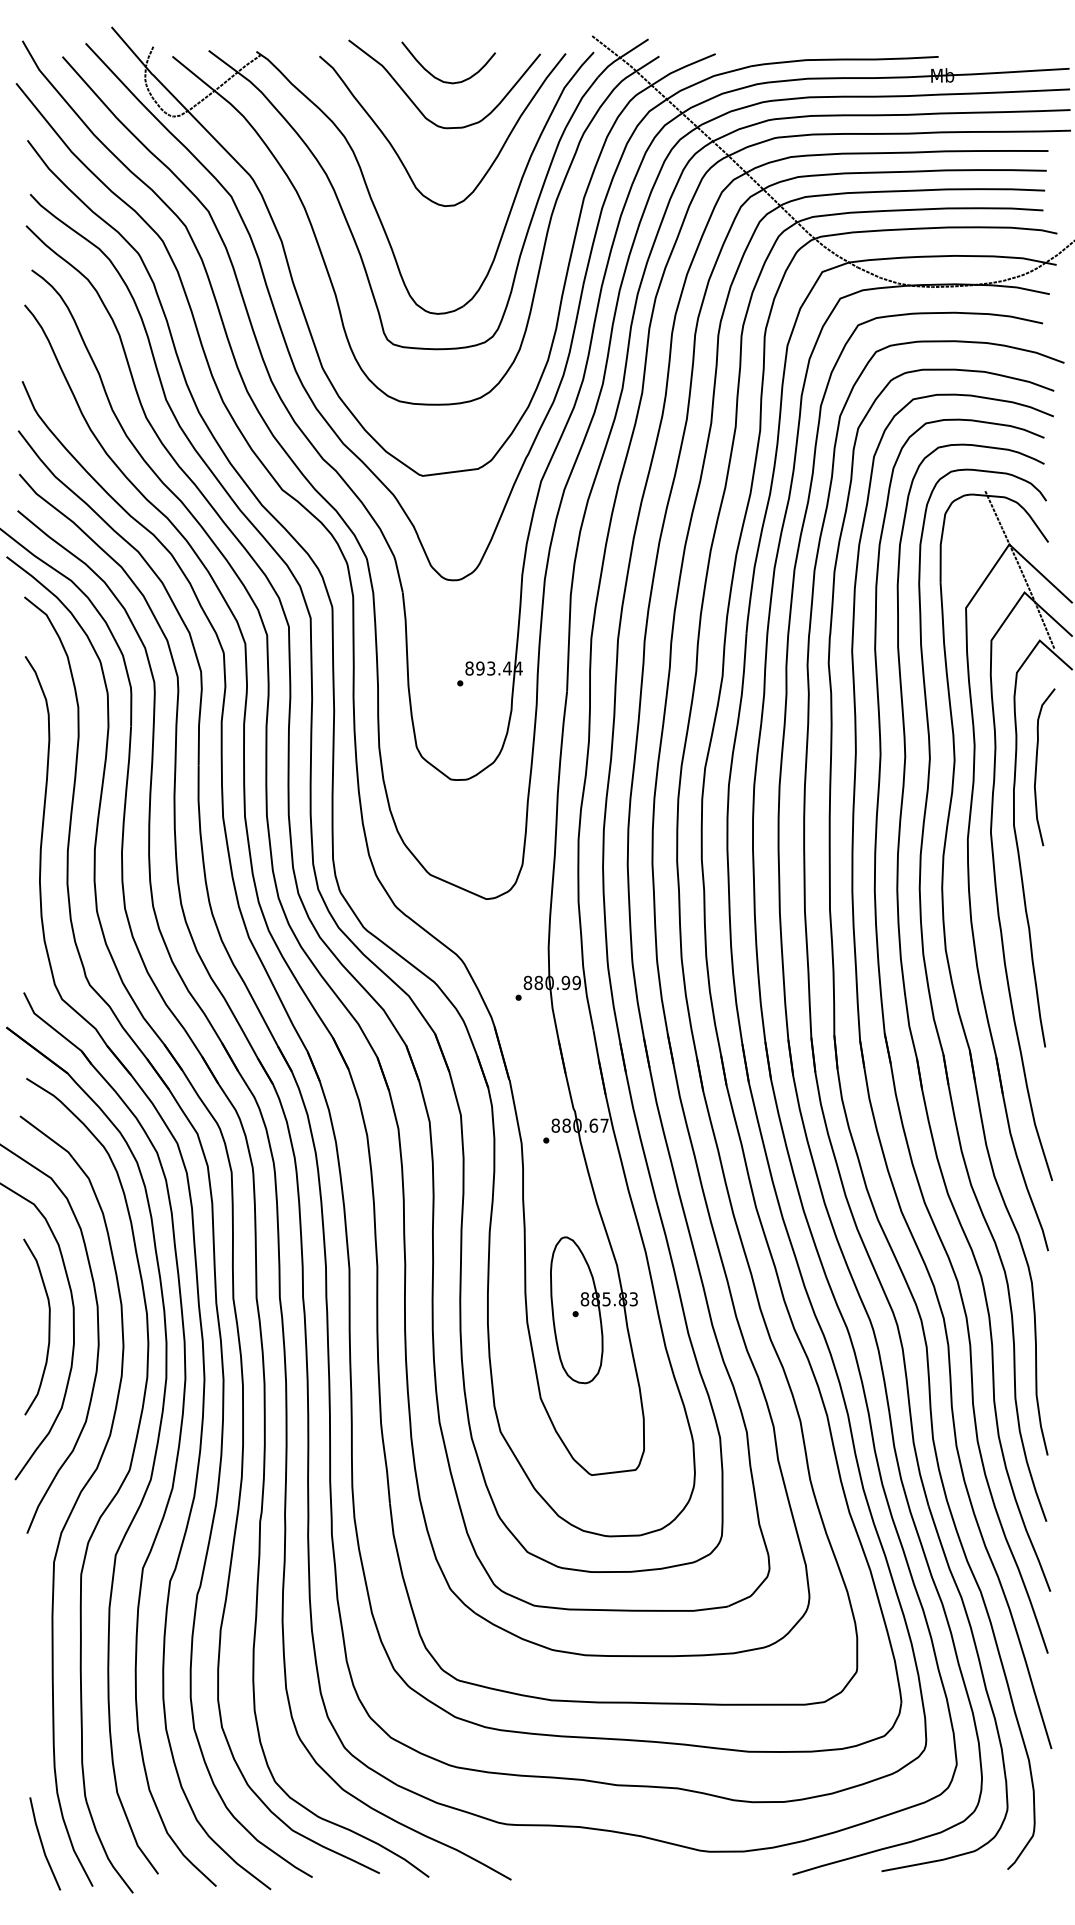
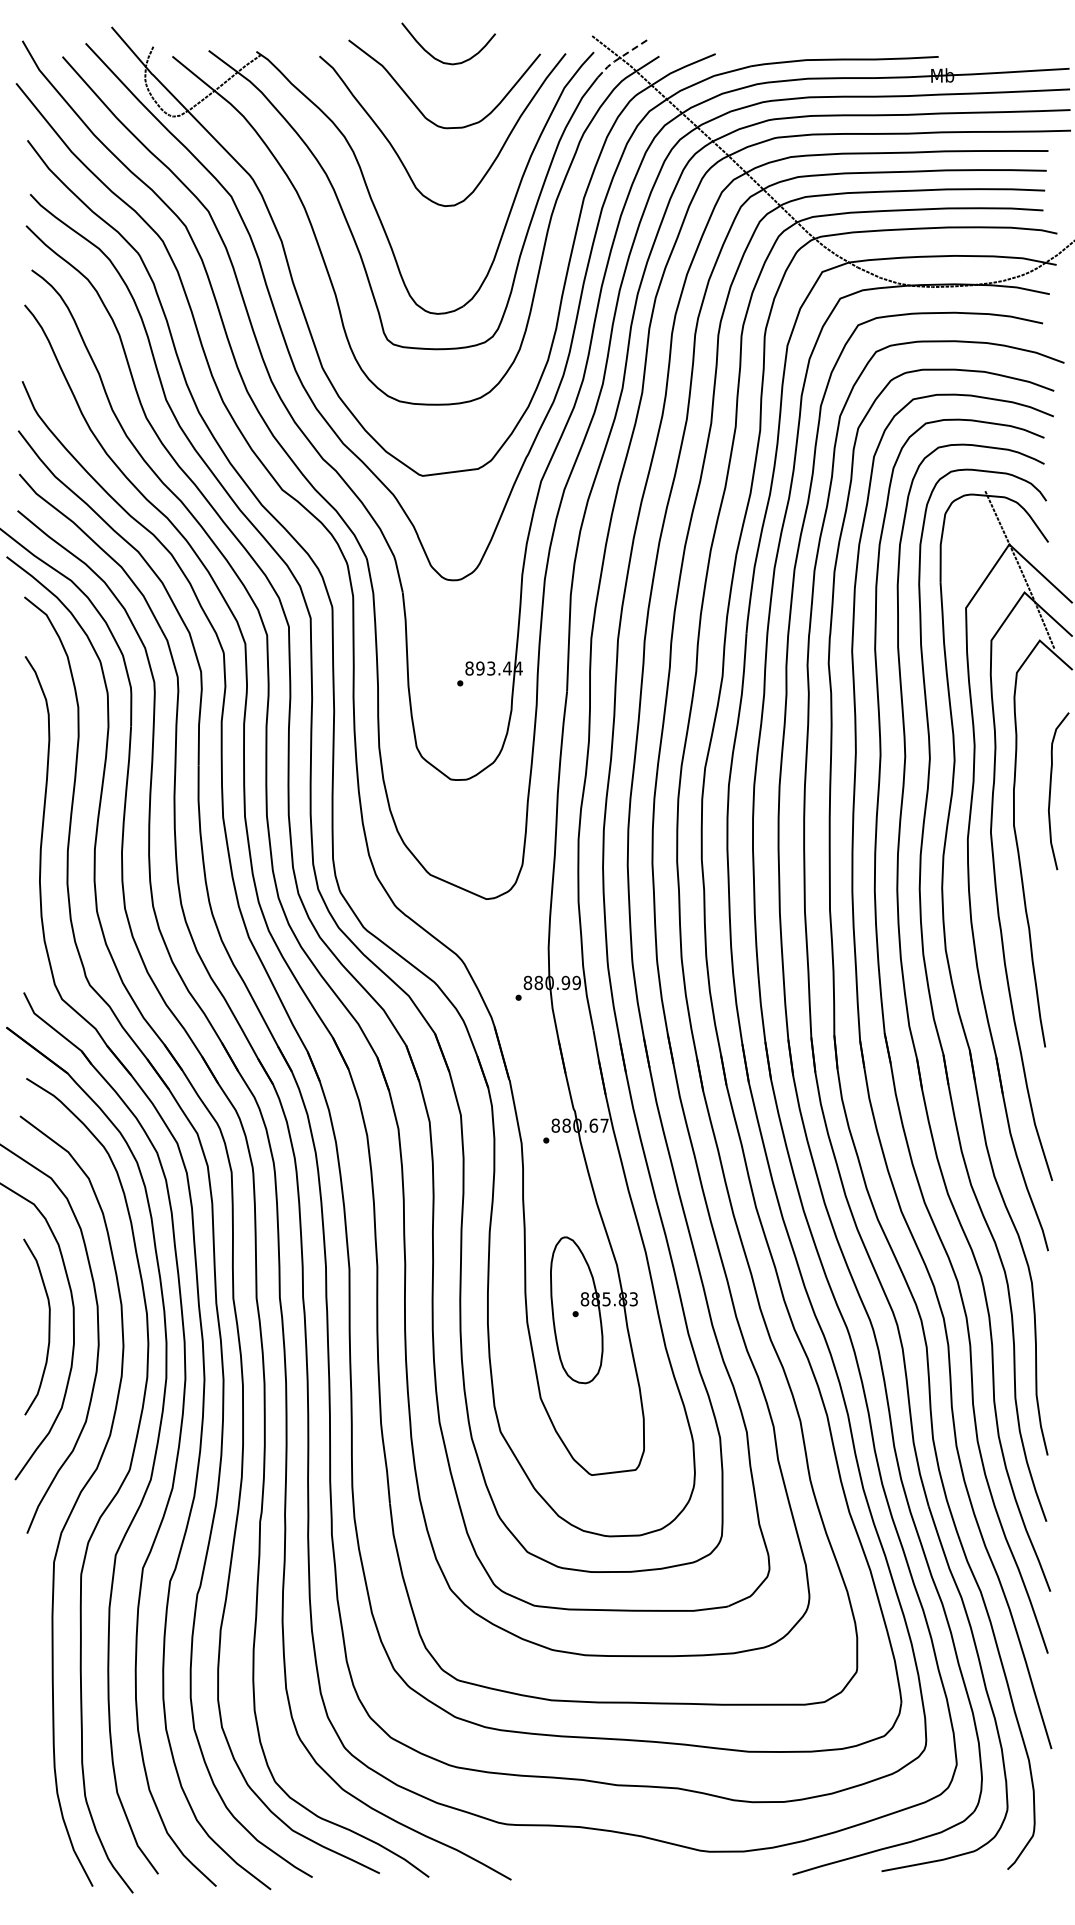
line: solid -> dashed (621, 57)
curve position: (439, 78) -> (439, 59) (439, 59)
curve position: (1037, 765) -> (1051, 789) (1051, 789)
line: present -> none (43, 1845)
